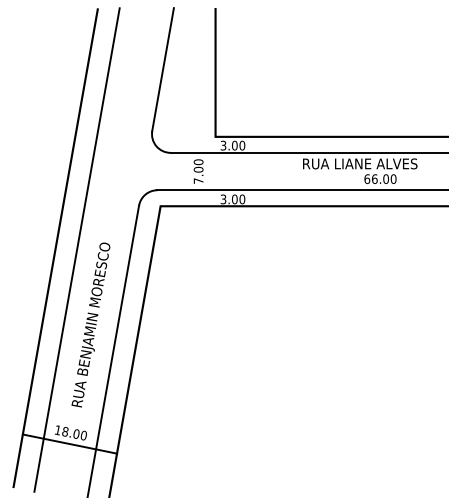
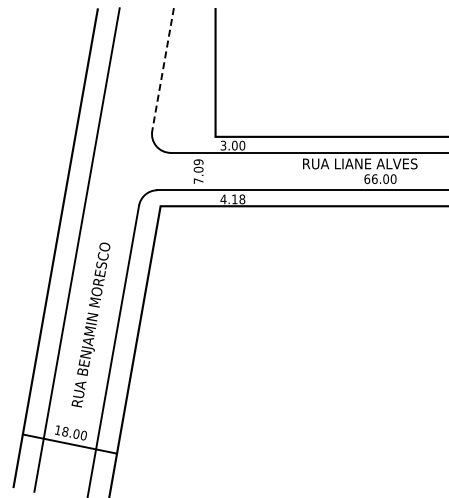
line: solid -> dashed (163, 70)
text: 7.00 -> 7.09 (198, 162)
text: 3.00 -> 4.18 (232, 199)
